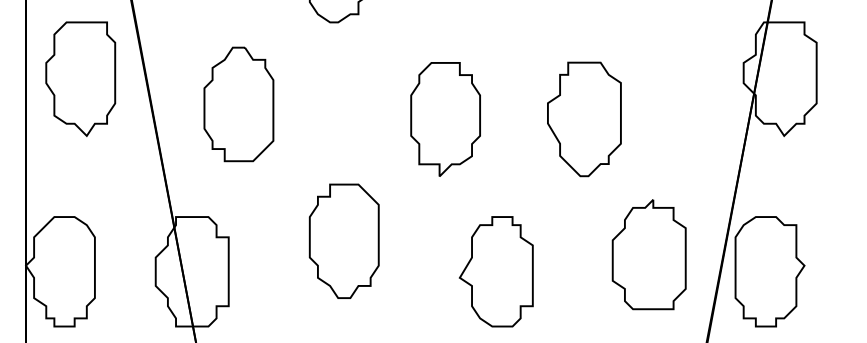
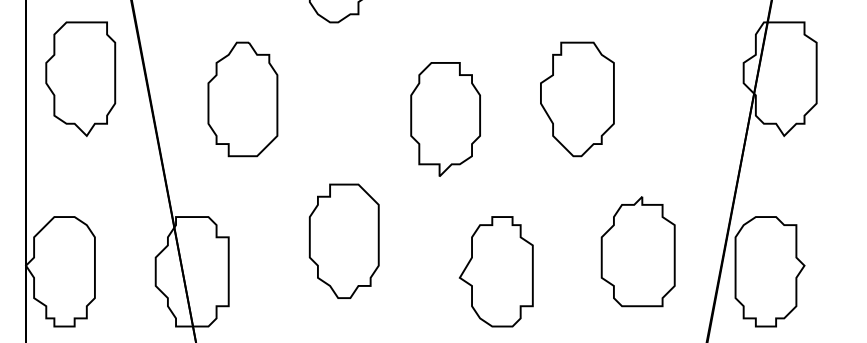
part position: (238, 104) -> (242, 99) (242, 99)
part position: (584, 119) -> (577, 99) (577, 99)
part position: (648, 254) -> (637, 251) (637, 251)
